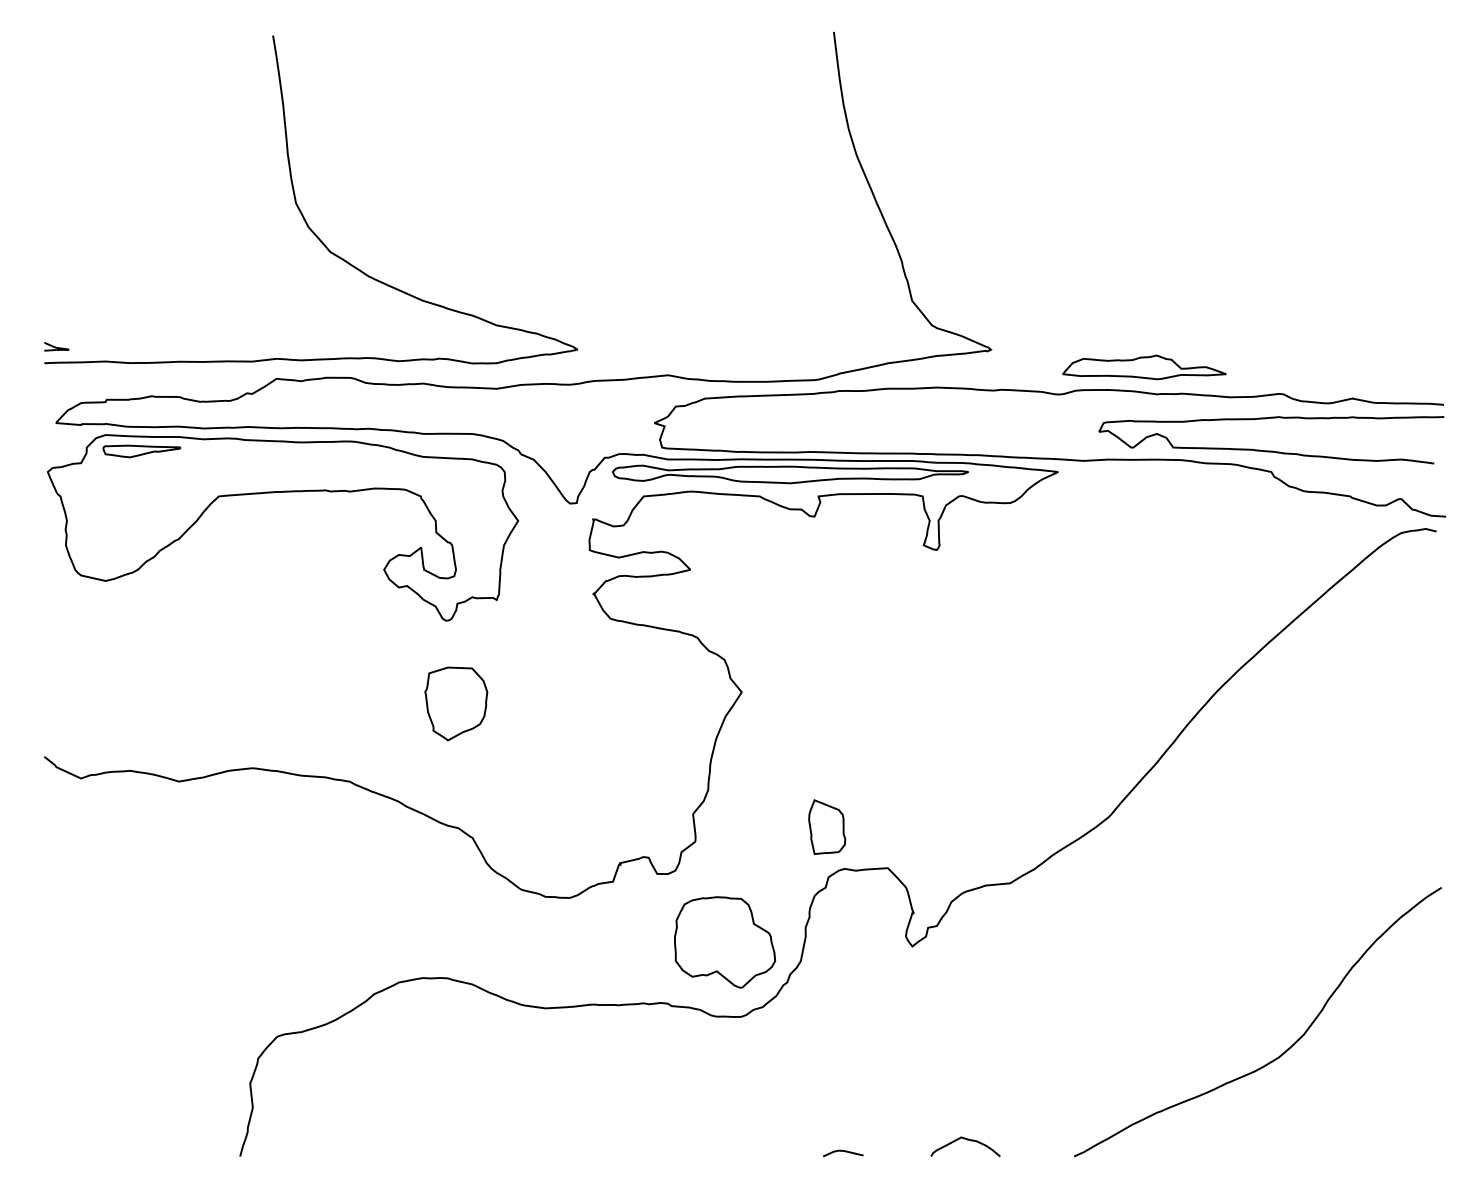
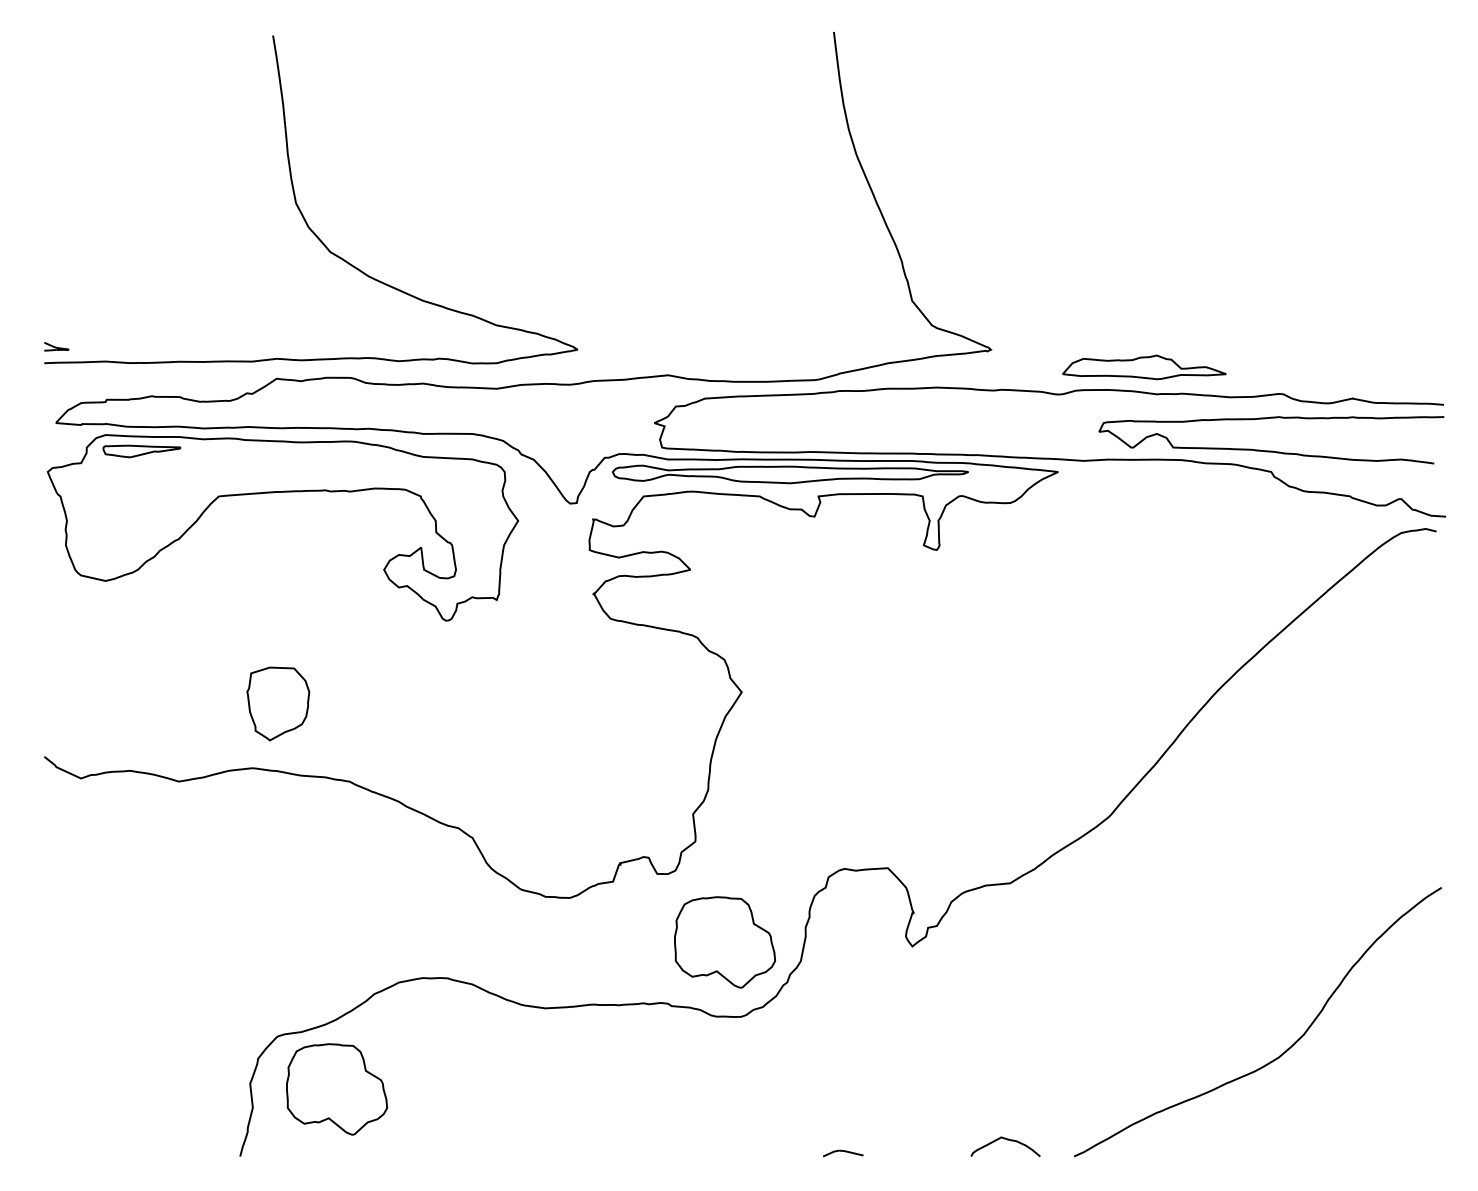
part position: (456, 703) -> (278, 703) (278, 703)
part: present -> none (827, 826)
part: none -> present (337, 1089)
curve position: (967, 1140) -> (1007, 1140) (1007, 1140)
